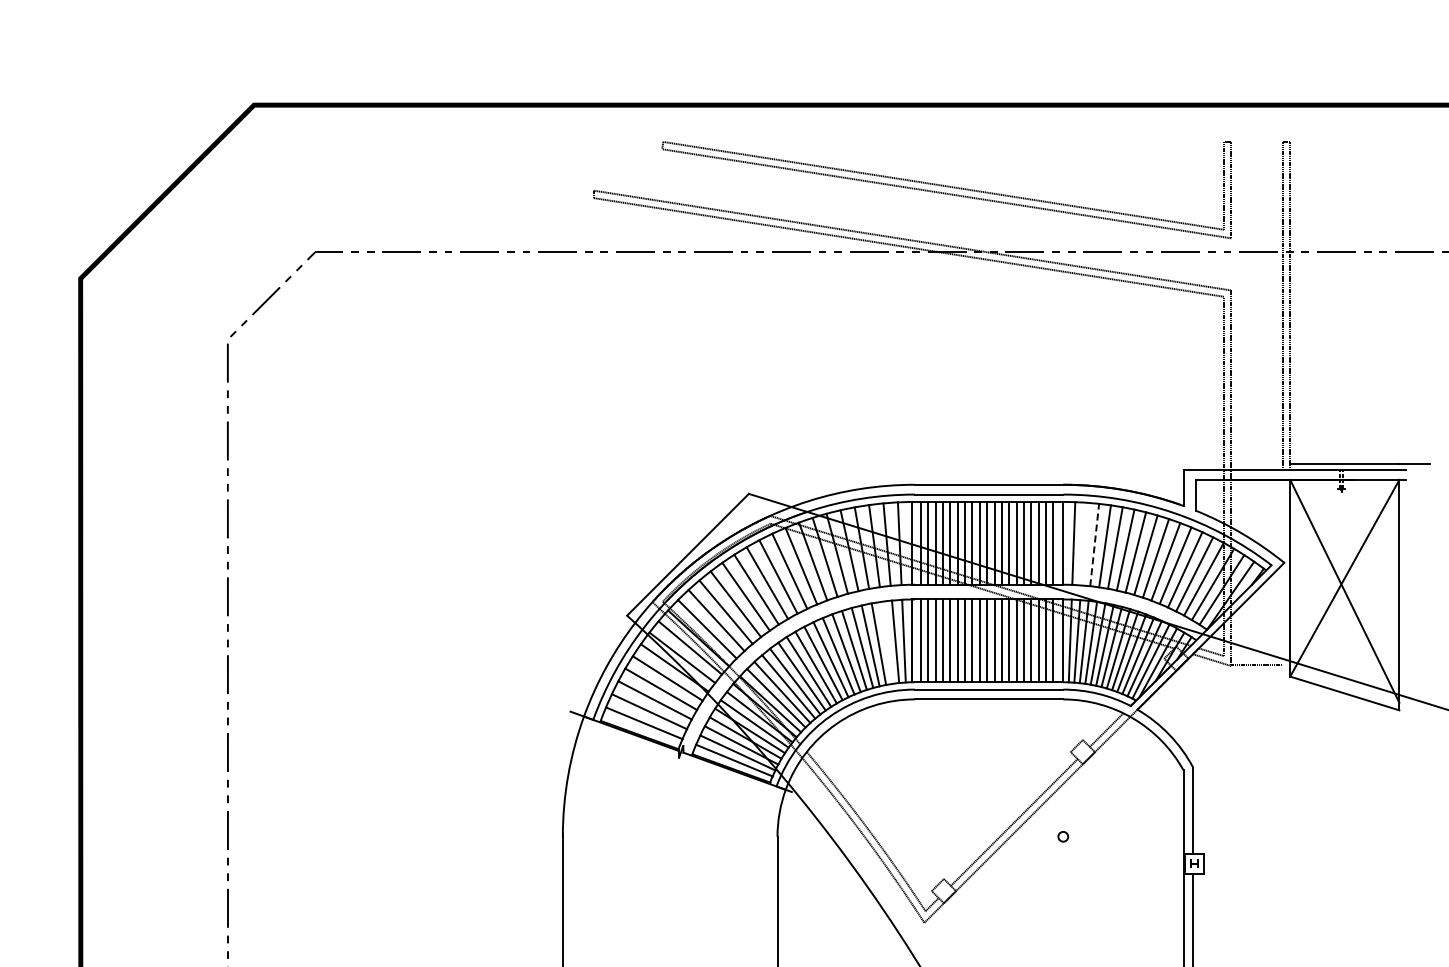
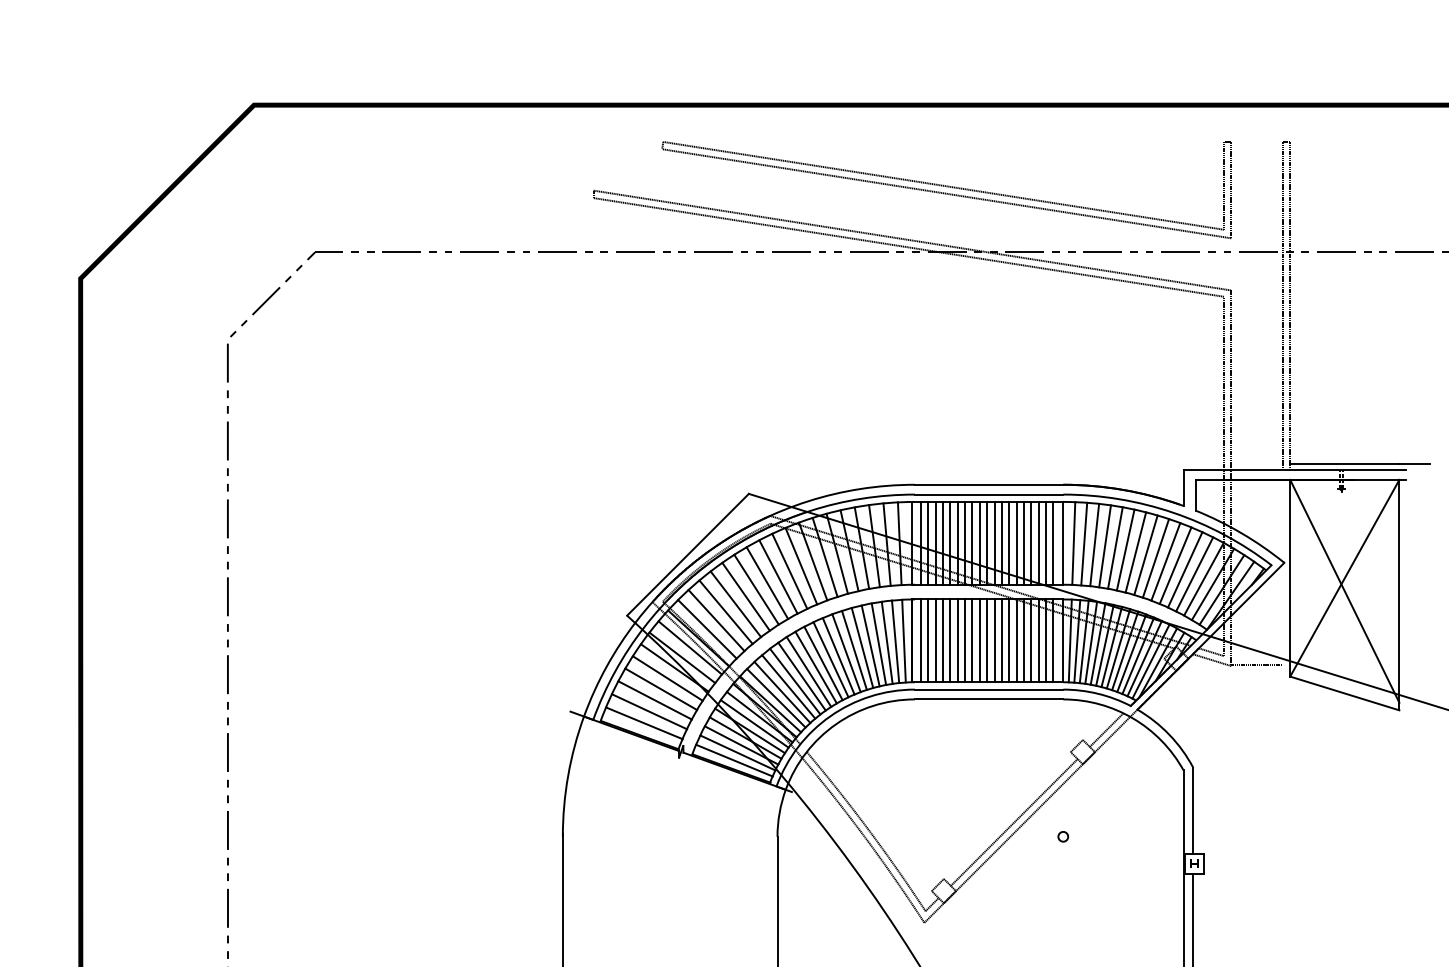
line: none -> present (1084, 543)
line: dashed -> solid (1094, 544)
line: none -> present (886, 642)
